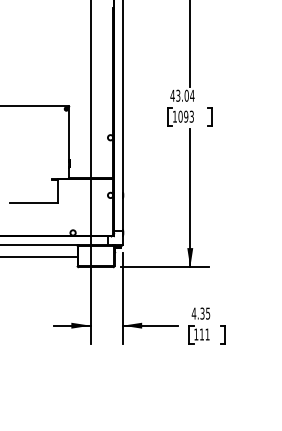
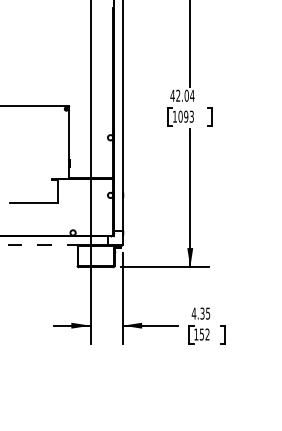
text: 43.04 -> 42.04 (178, 95)
line: solid -> dashed (39, 245)
line: present -> none (39, 257)
text: 111 -> 152 (204, 334)
